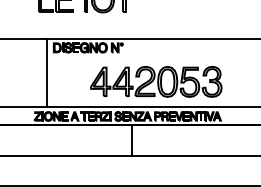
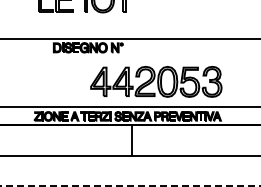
line: present -> none (46, 73)
line: solid -> dashed (130, 185)
